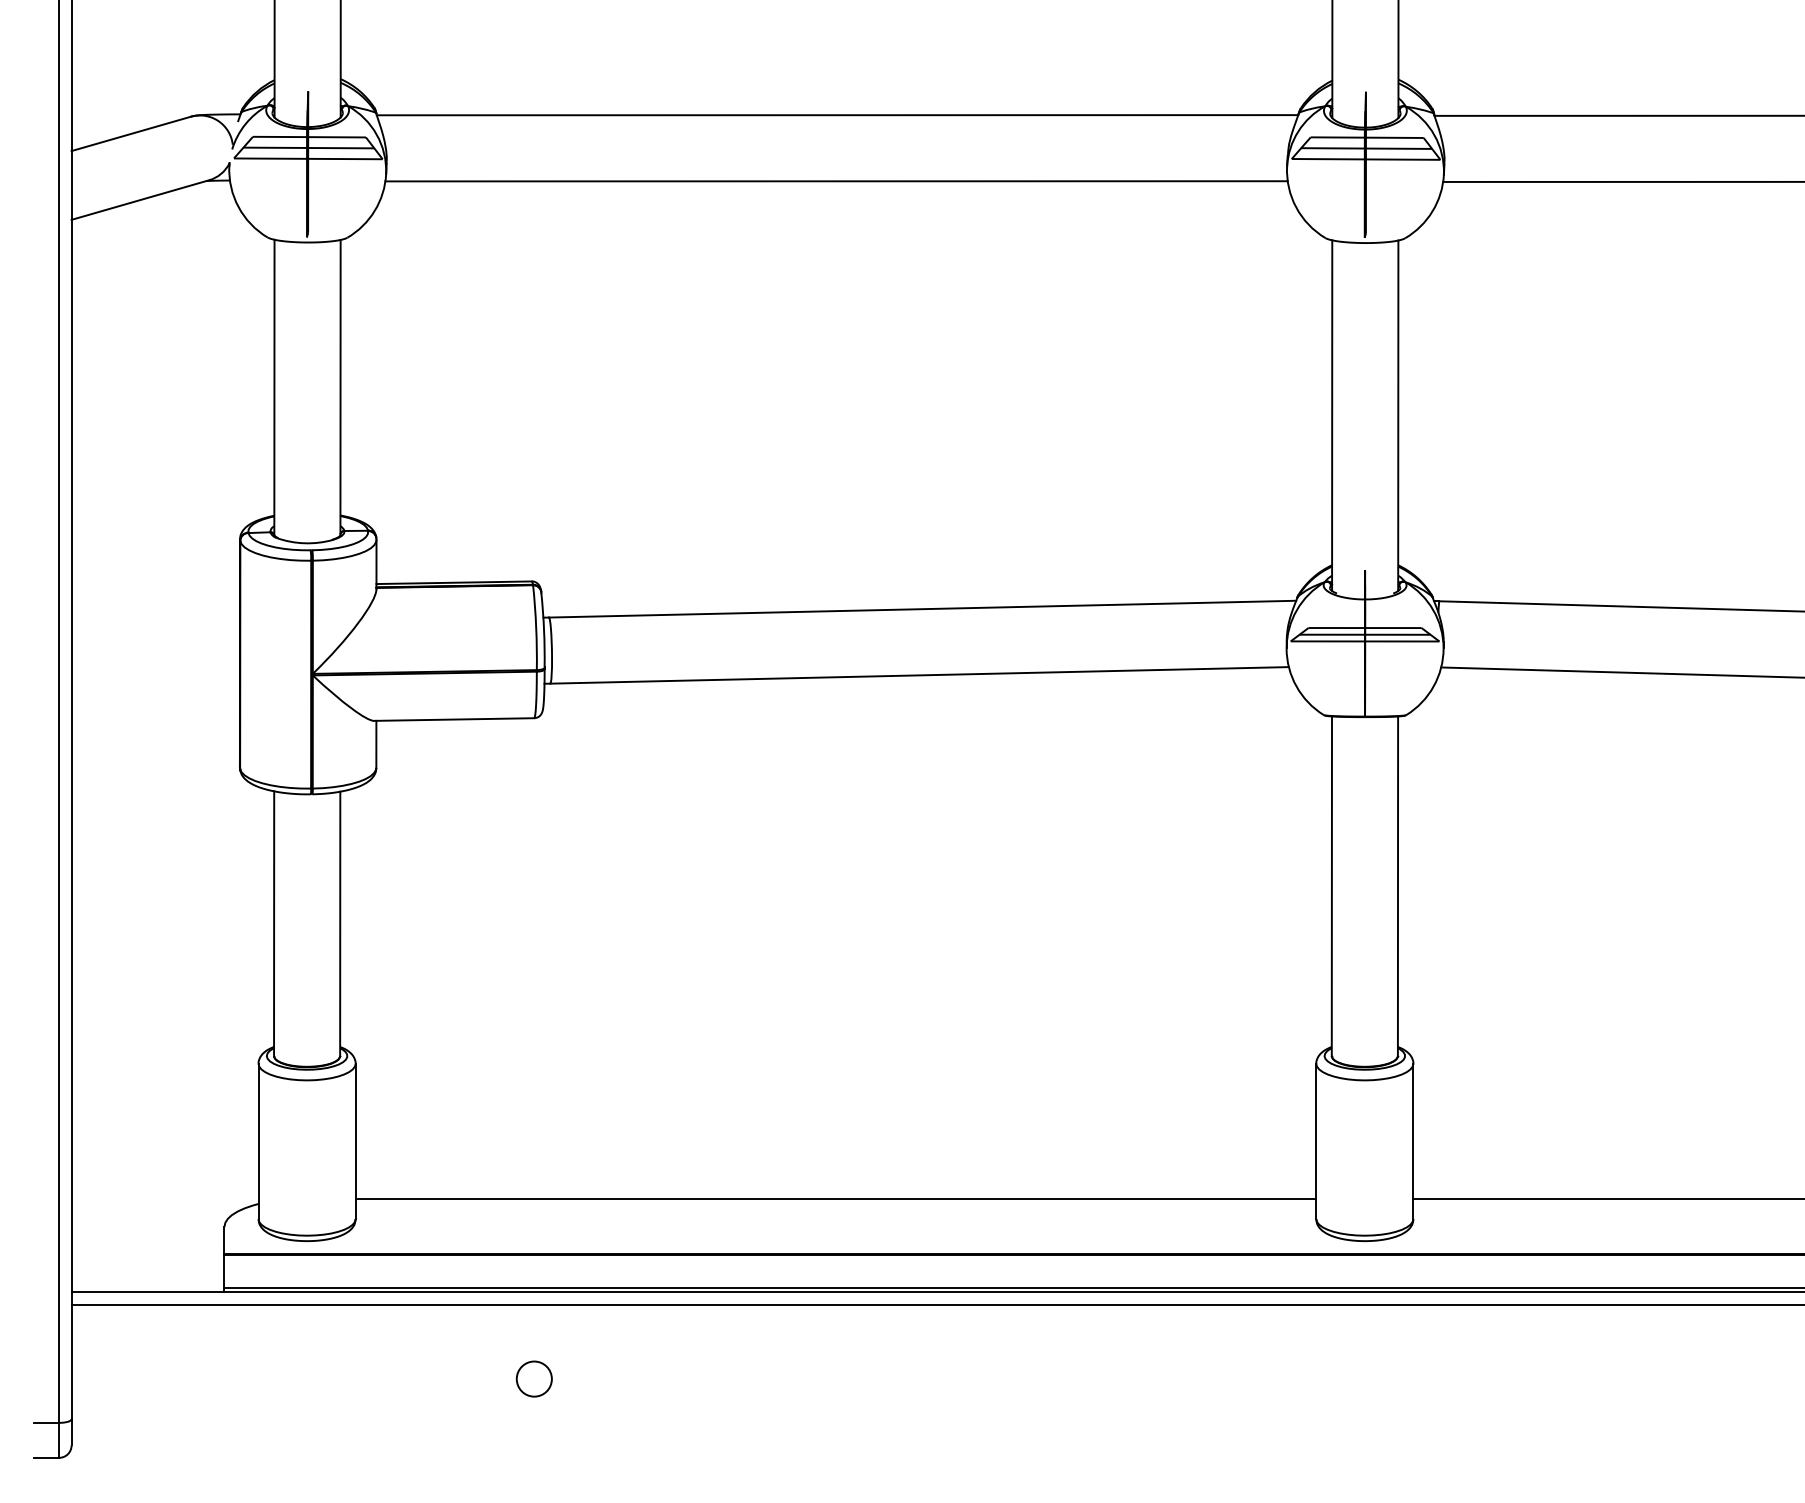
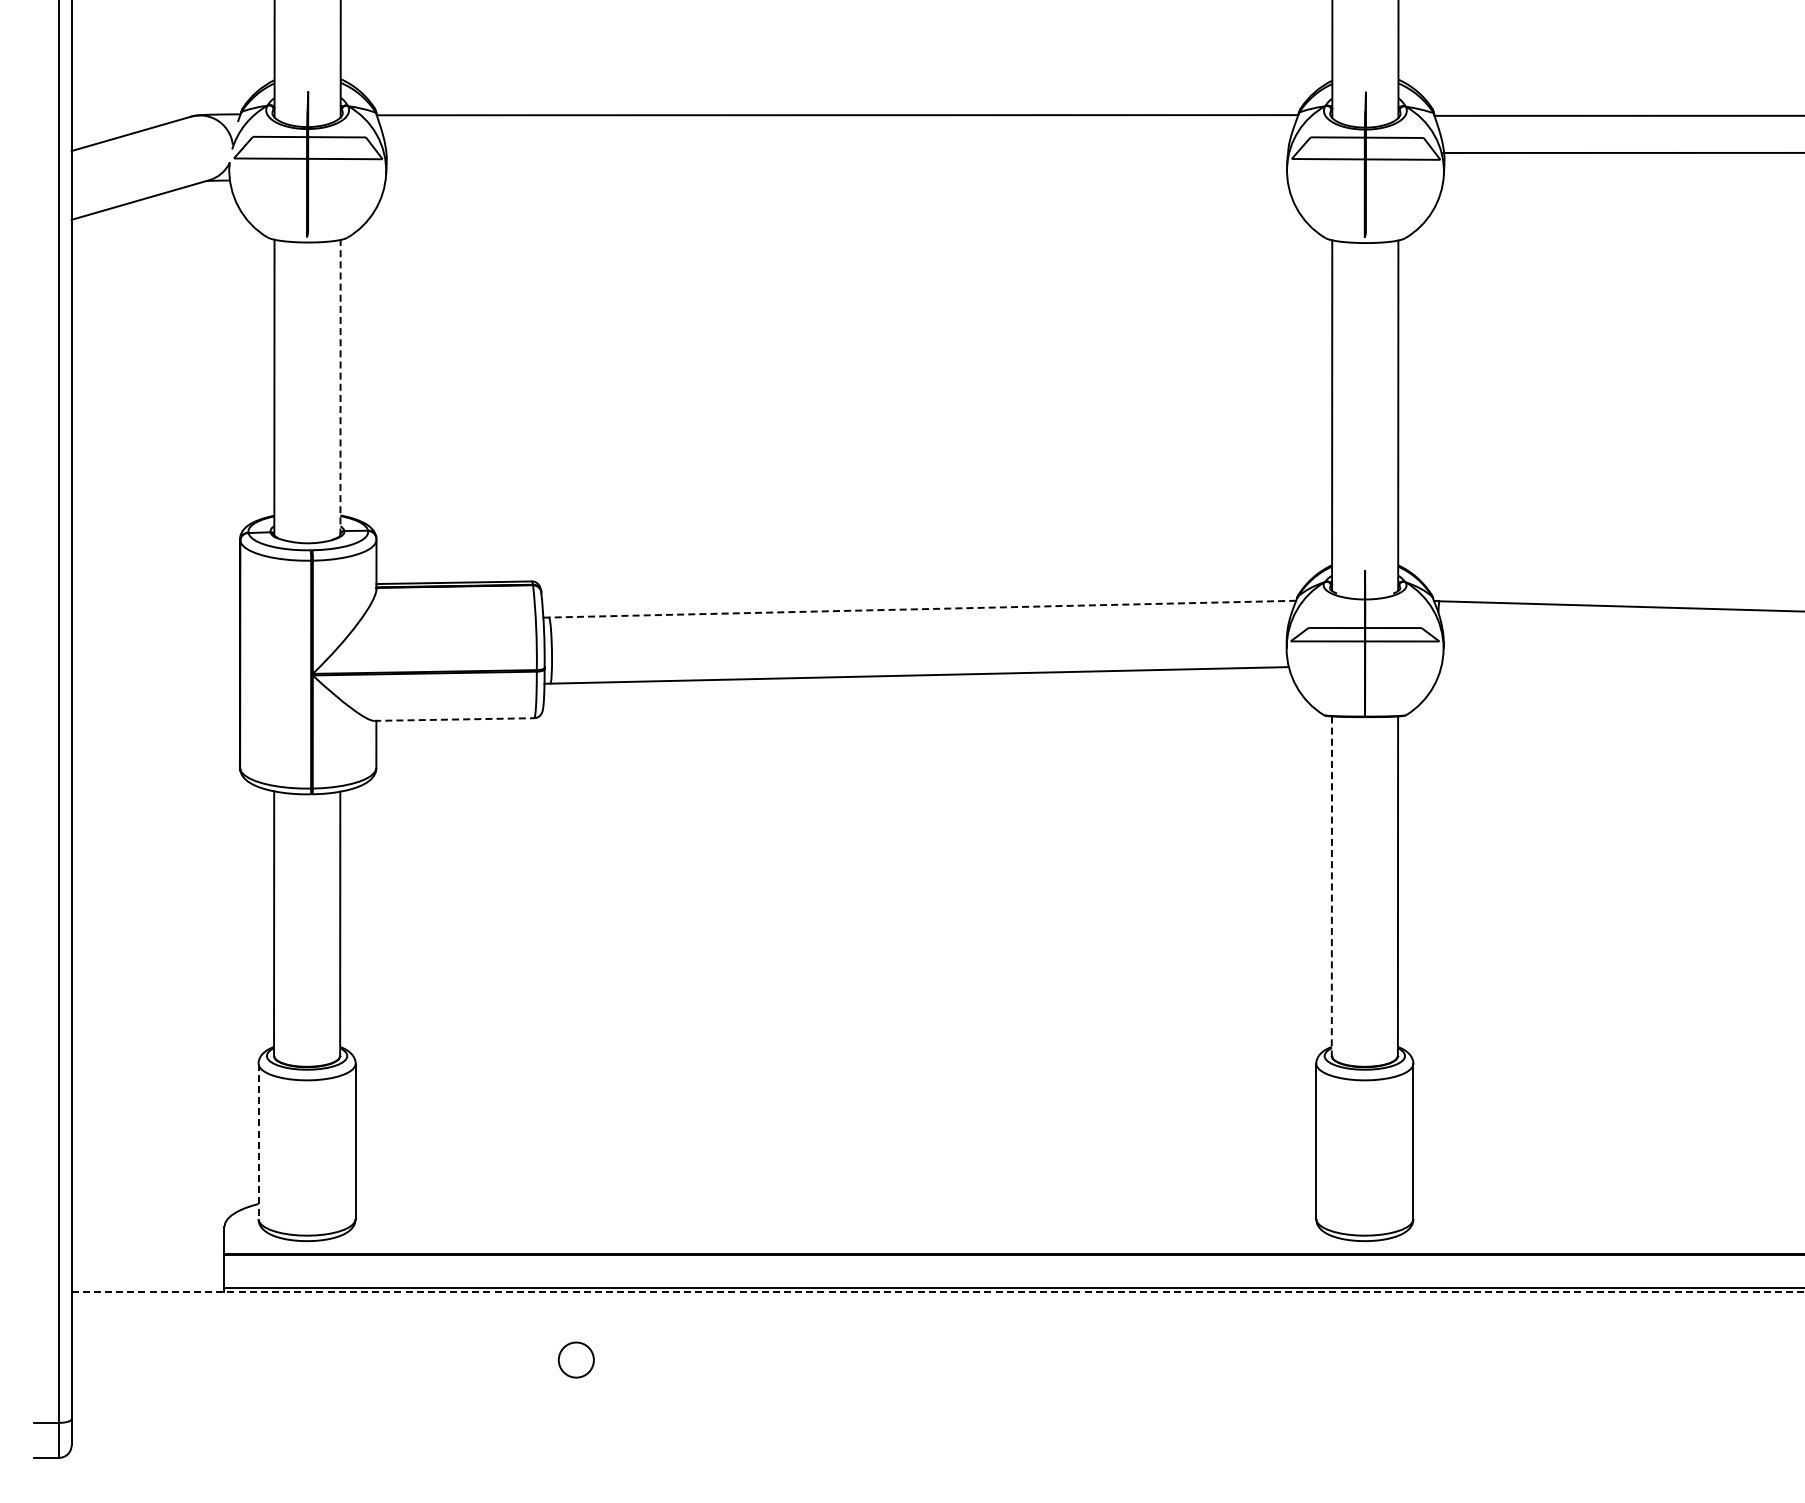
line: present -> none (308, 147)
line: present -> none (1366, 148)
line: present -> none (836, 181)
line position: (1622, 181) -> (1622, 152) (1622, 152)
line: solid -> dashed (340, 387)
line: solid -> dashed (922, 609)
line: present -> none (1364, 634)
line: present -> none (1621, 672)
line: solid -> dashed (454, 719)
line: solid -> dashed (1331, 886)
line: solid -> dashed (258, 1141)
line: present -> none (835, 1198)
line: present -> none (1607, 1198)
line: solid -> dashed (938, 1292)
line: present -> none (936, 1304)
circle position: (533, 1378) -> (575, 1359) (575, 1359)
